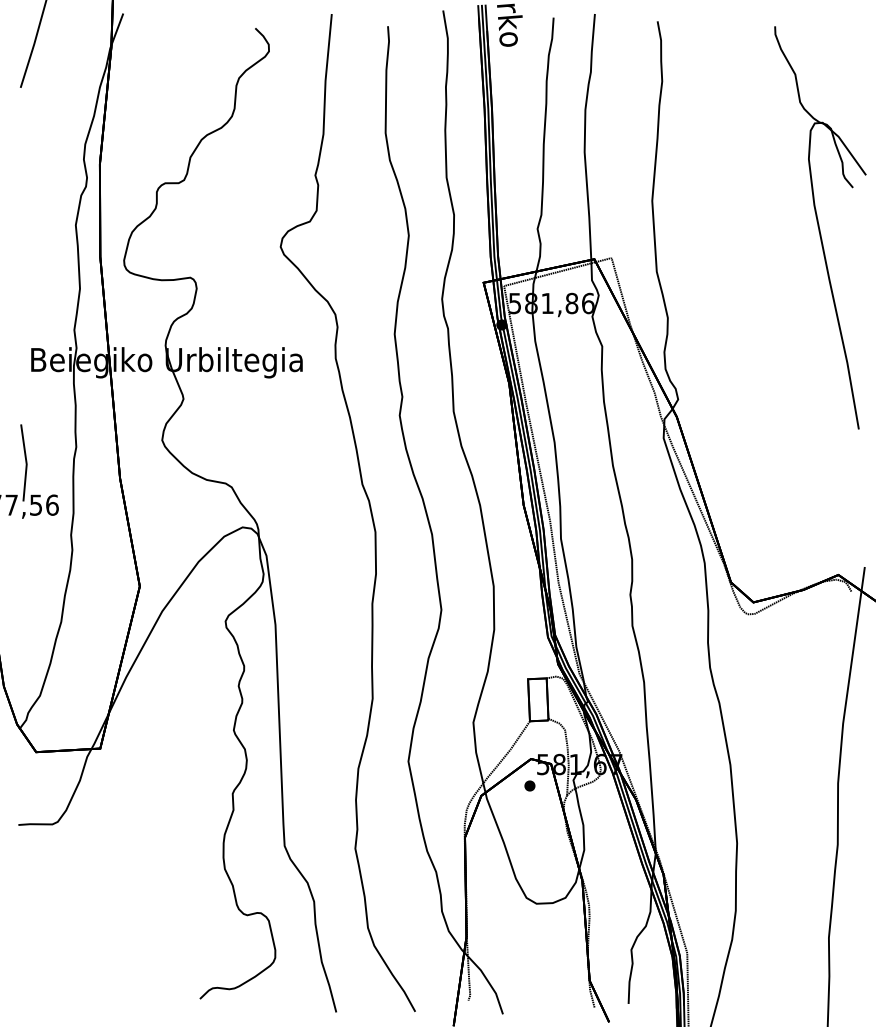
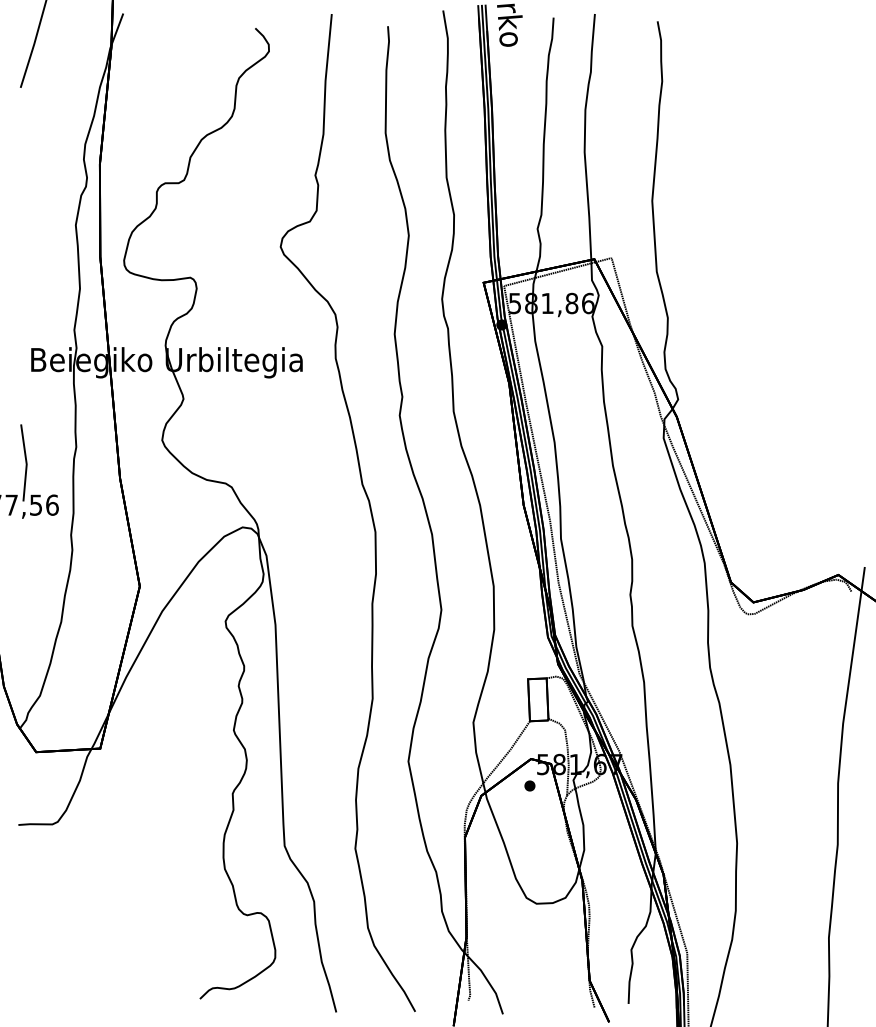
part: present -> none (820, 227)
